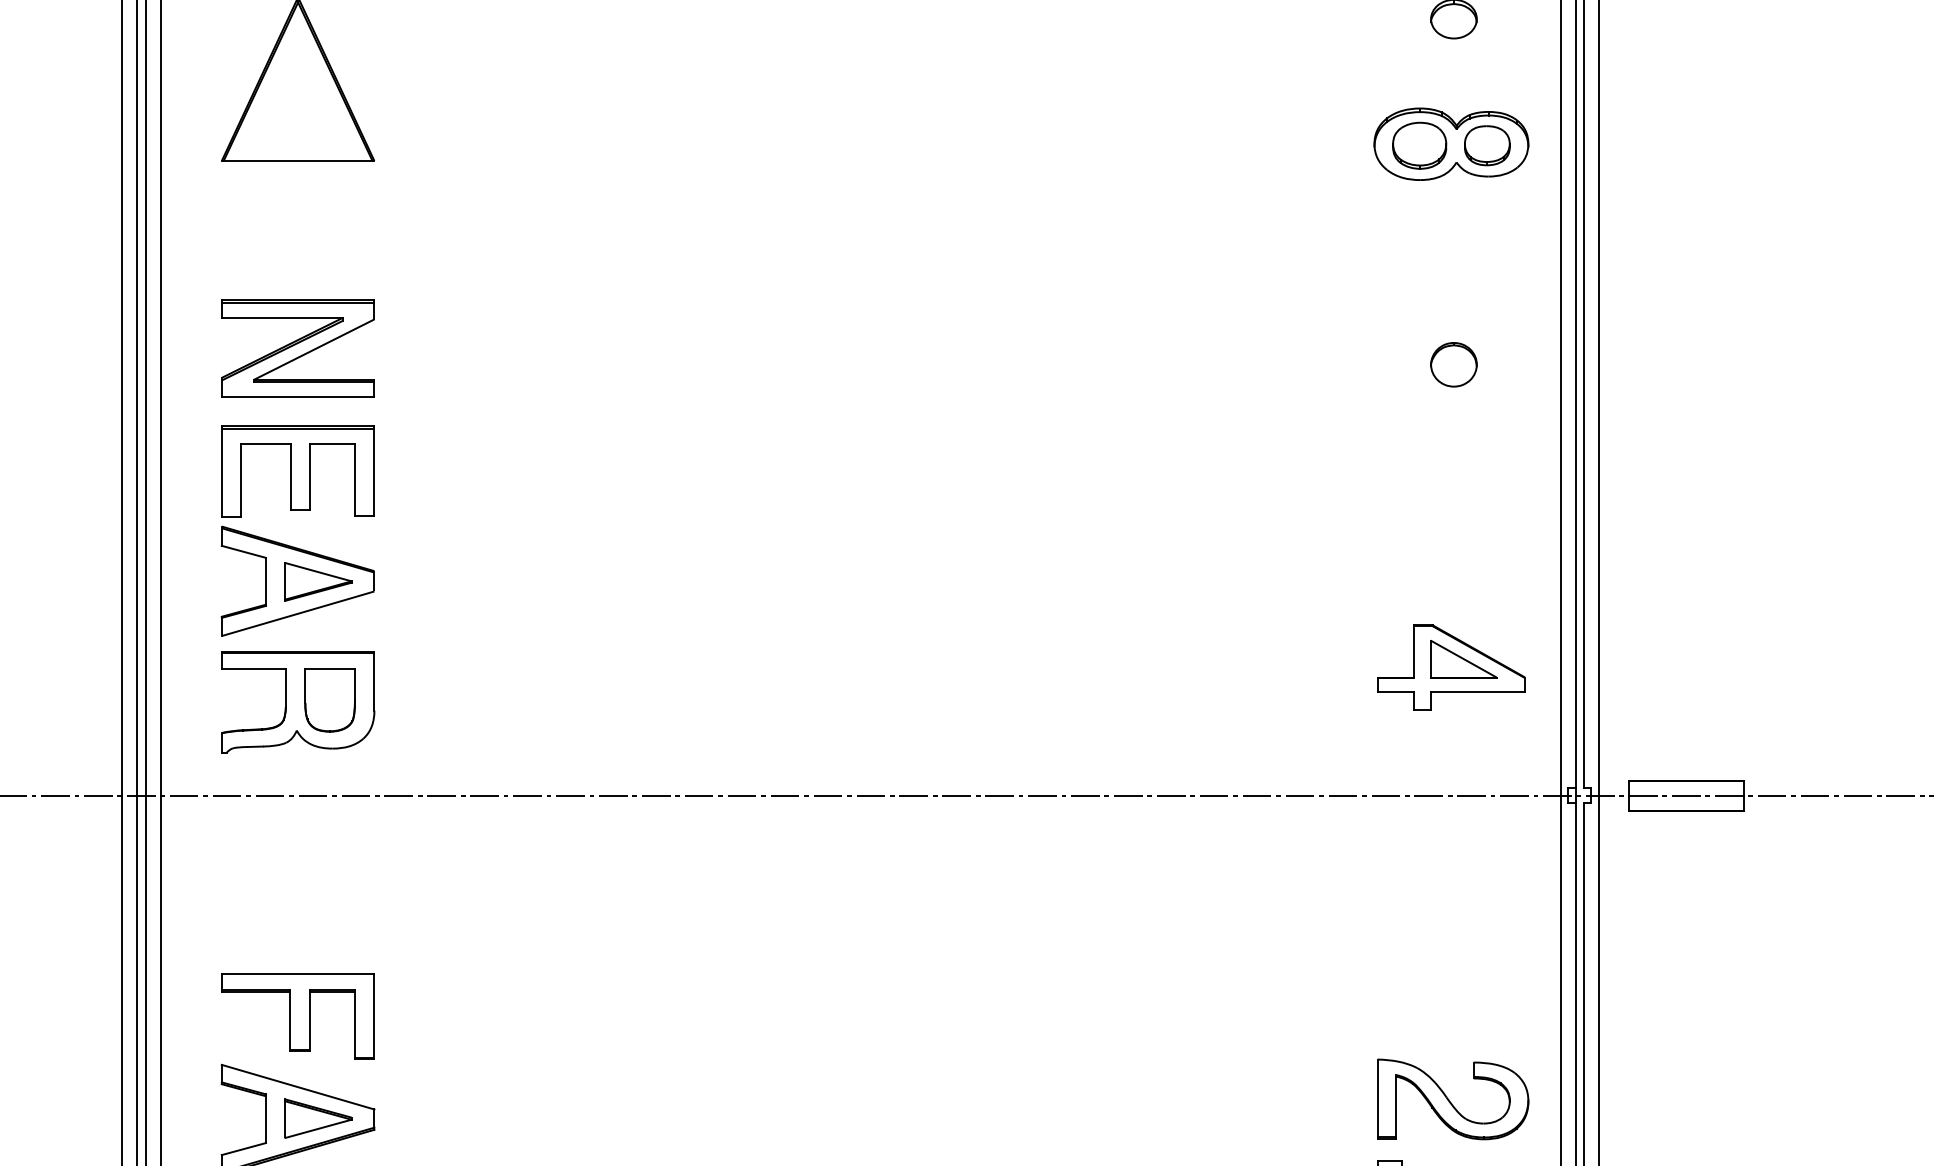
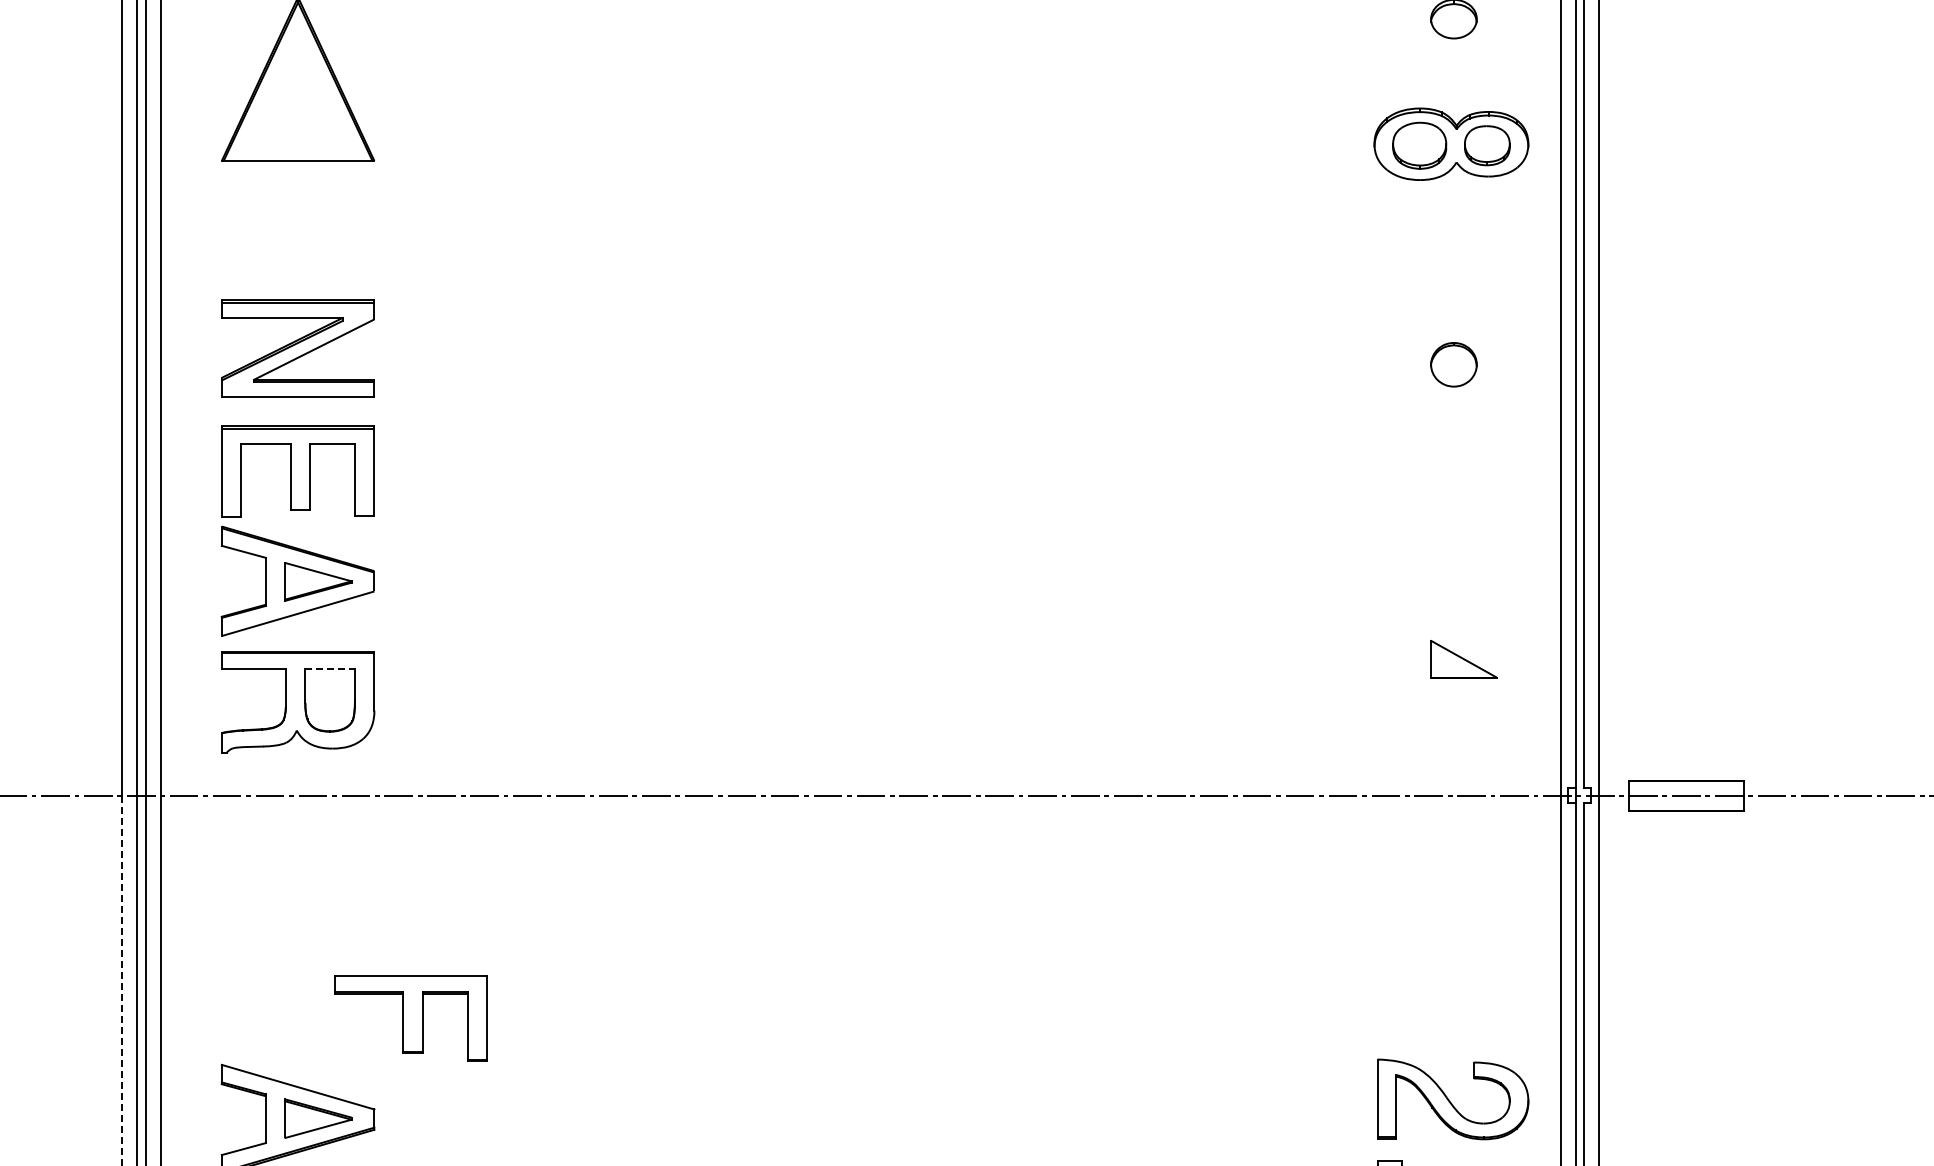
part: present -> none (1451, 667)
line: solid -> dashed (330, 669)
line: solid -> dashed (122, 980)
part position: (297, 1016) -> (410, 1018) (410, 1018)
